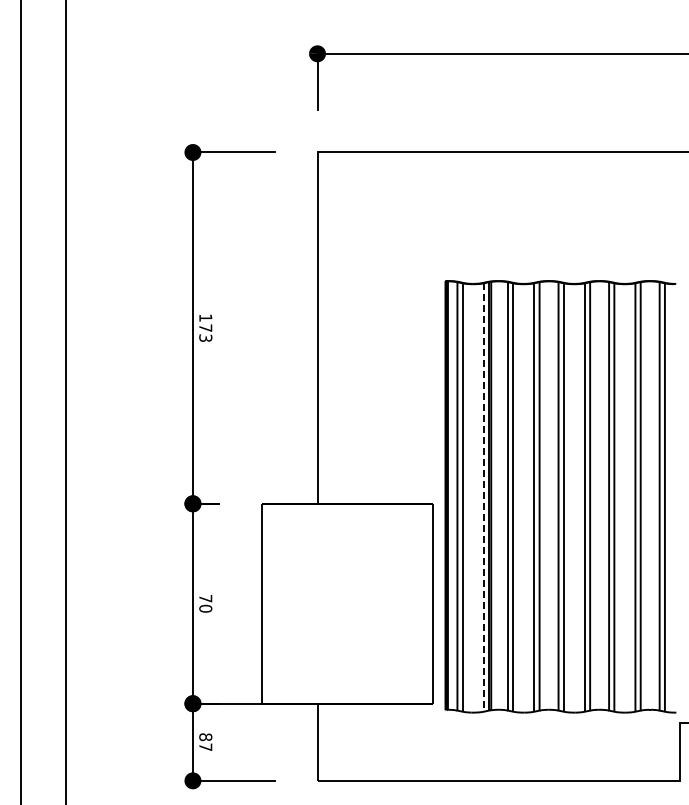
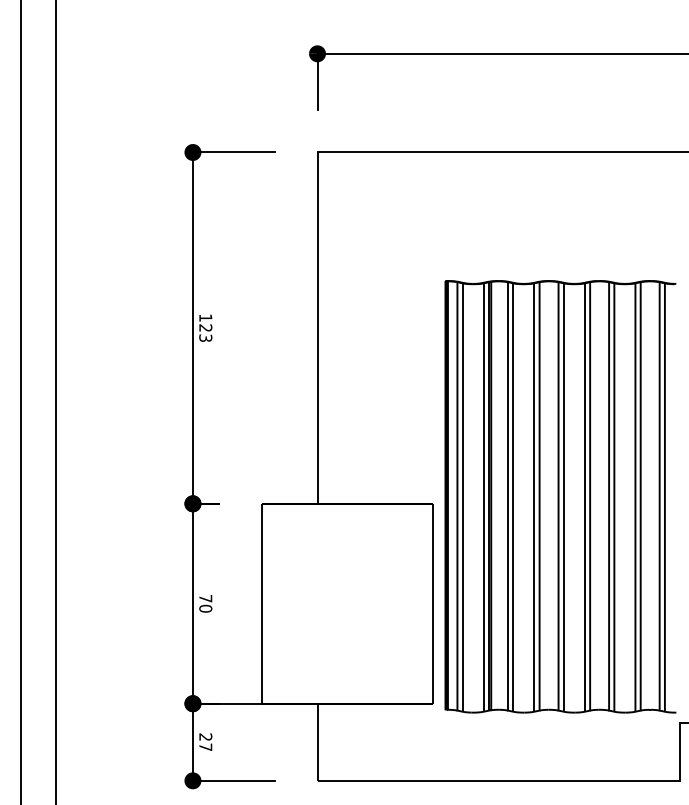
text: 173 -> 123 (205, 327)
line position: (66, 401) -> (56, 401) (56, 401)
line: dashed -> solid (483, 496)
text: 87 -> 27 (205, 737)
